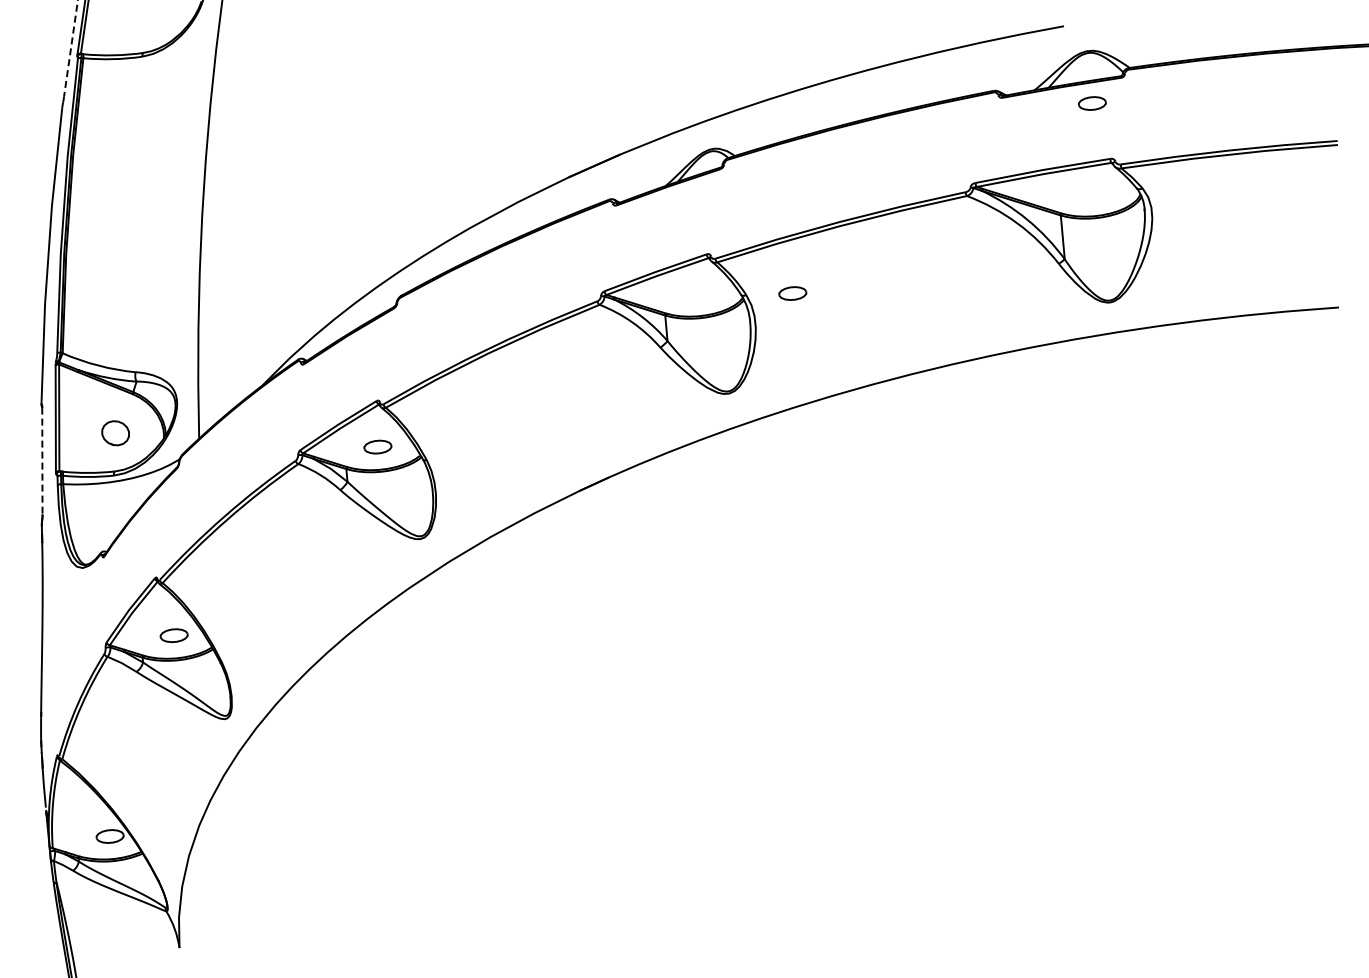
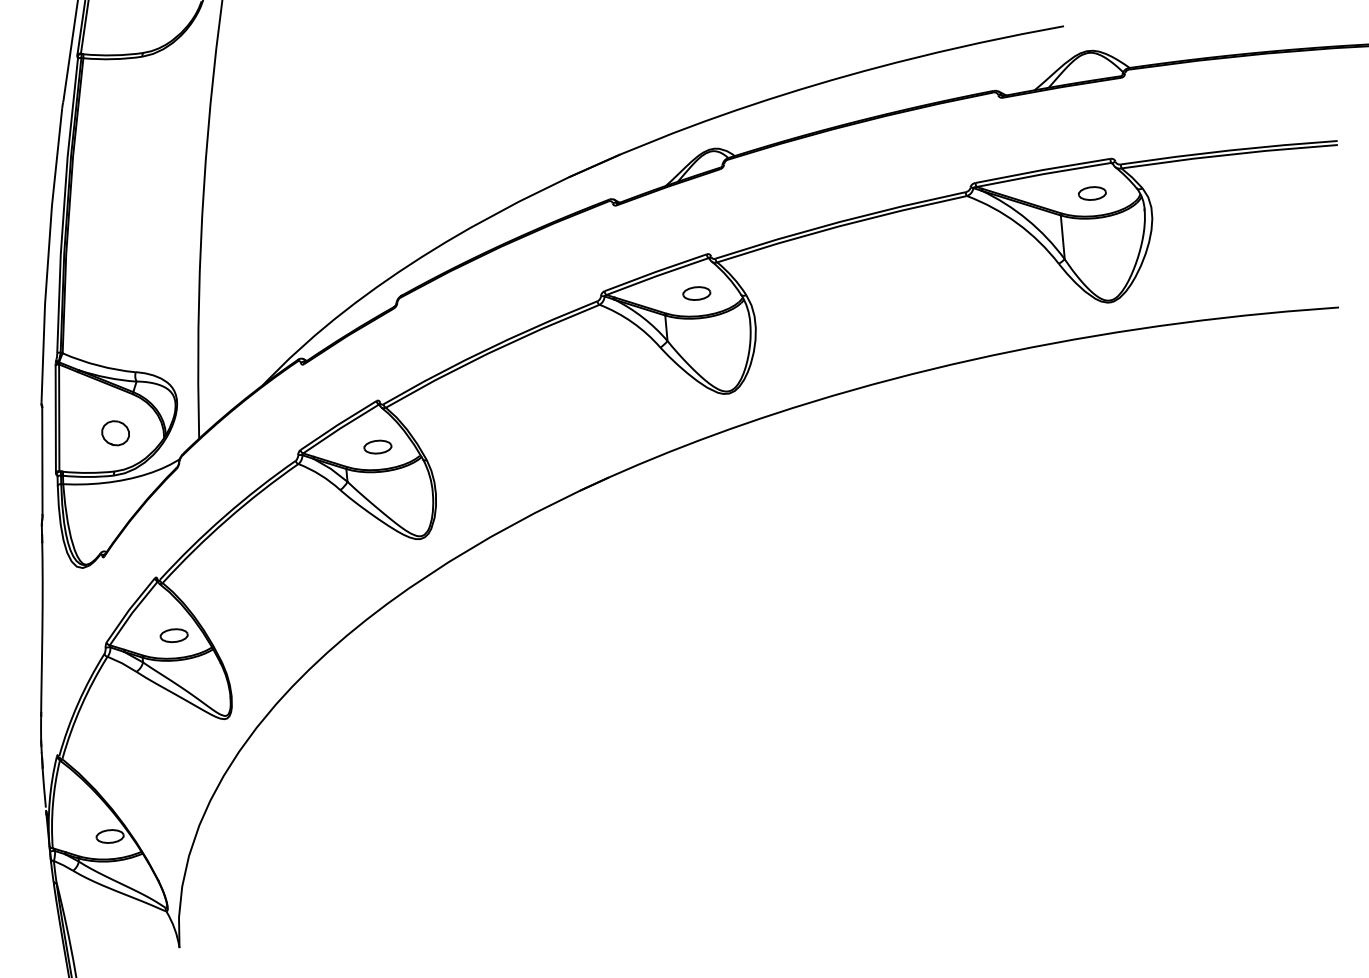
line: dashed -> solid (70, 49)
part position: (1092, 103) -> (1092, 193) (1092, 193)
part position: (792, 293) -> (696, 293) (696, 293)
line: dashed -> solid (42, 461)
